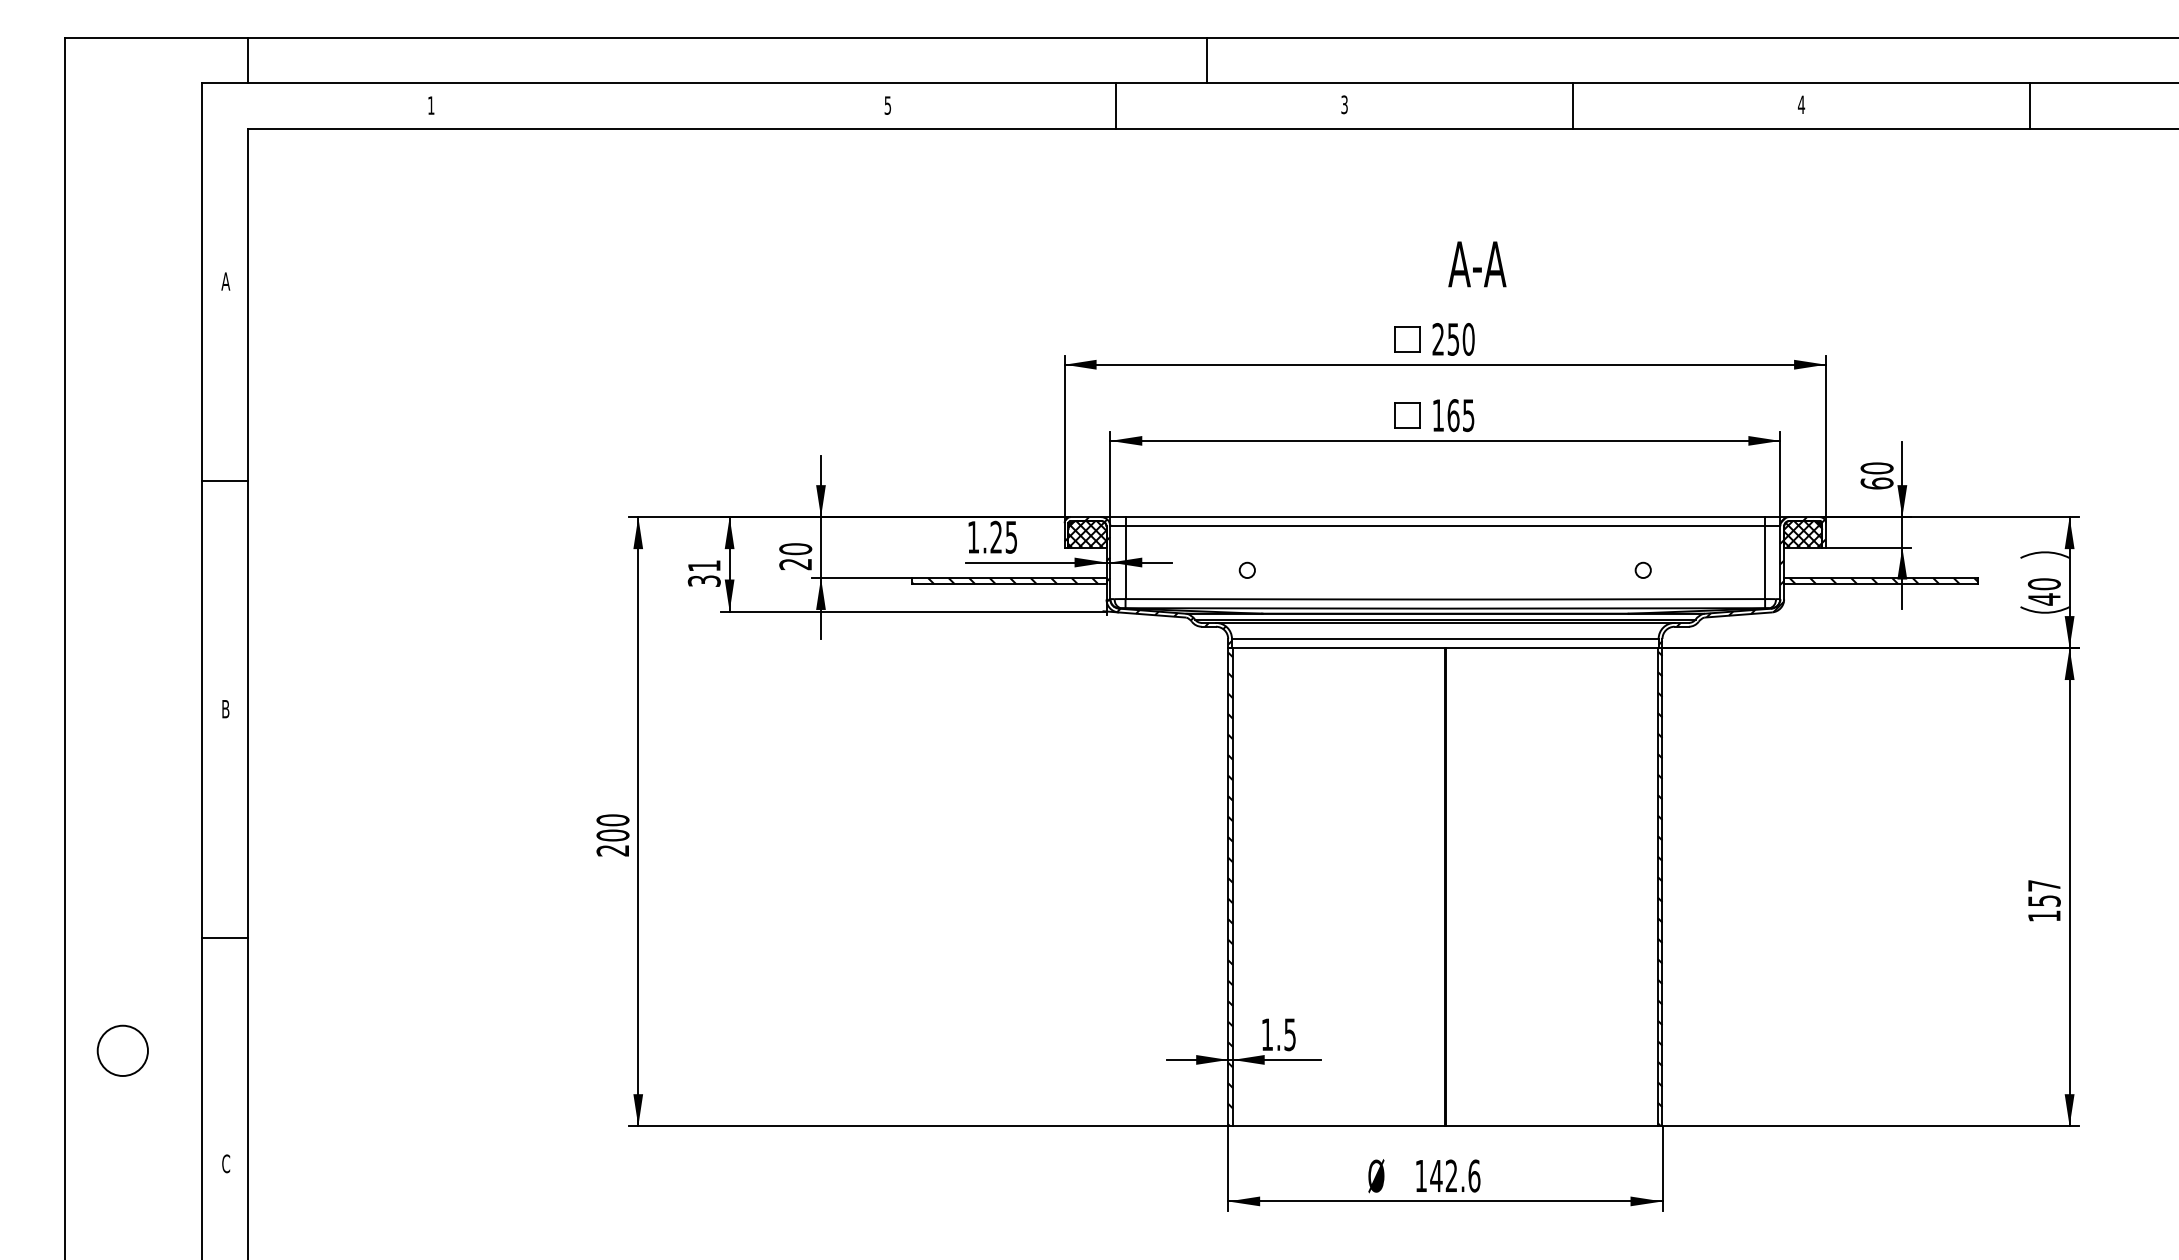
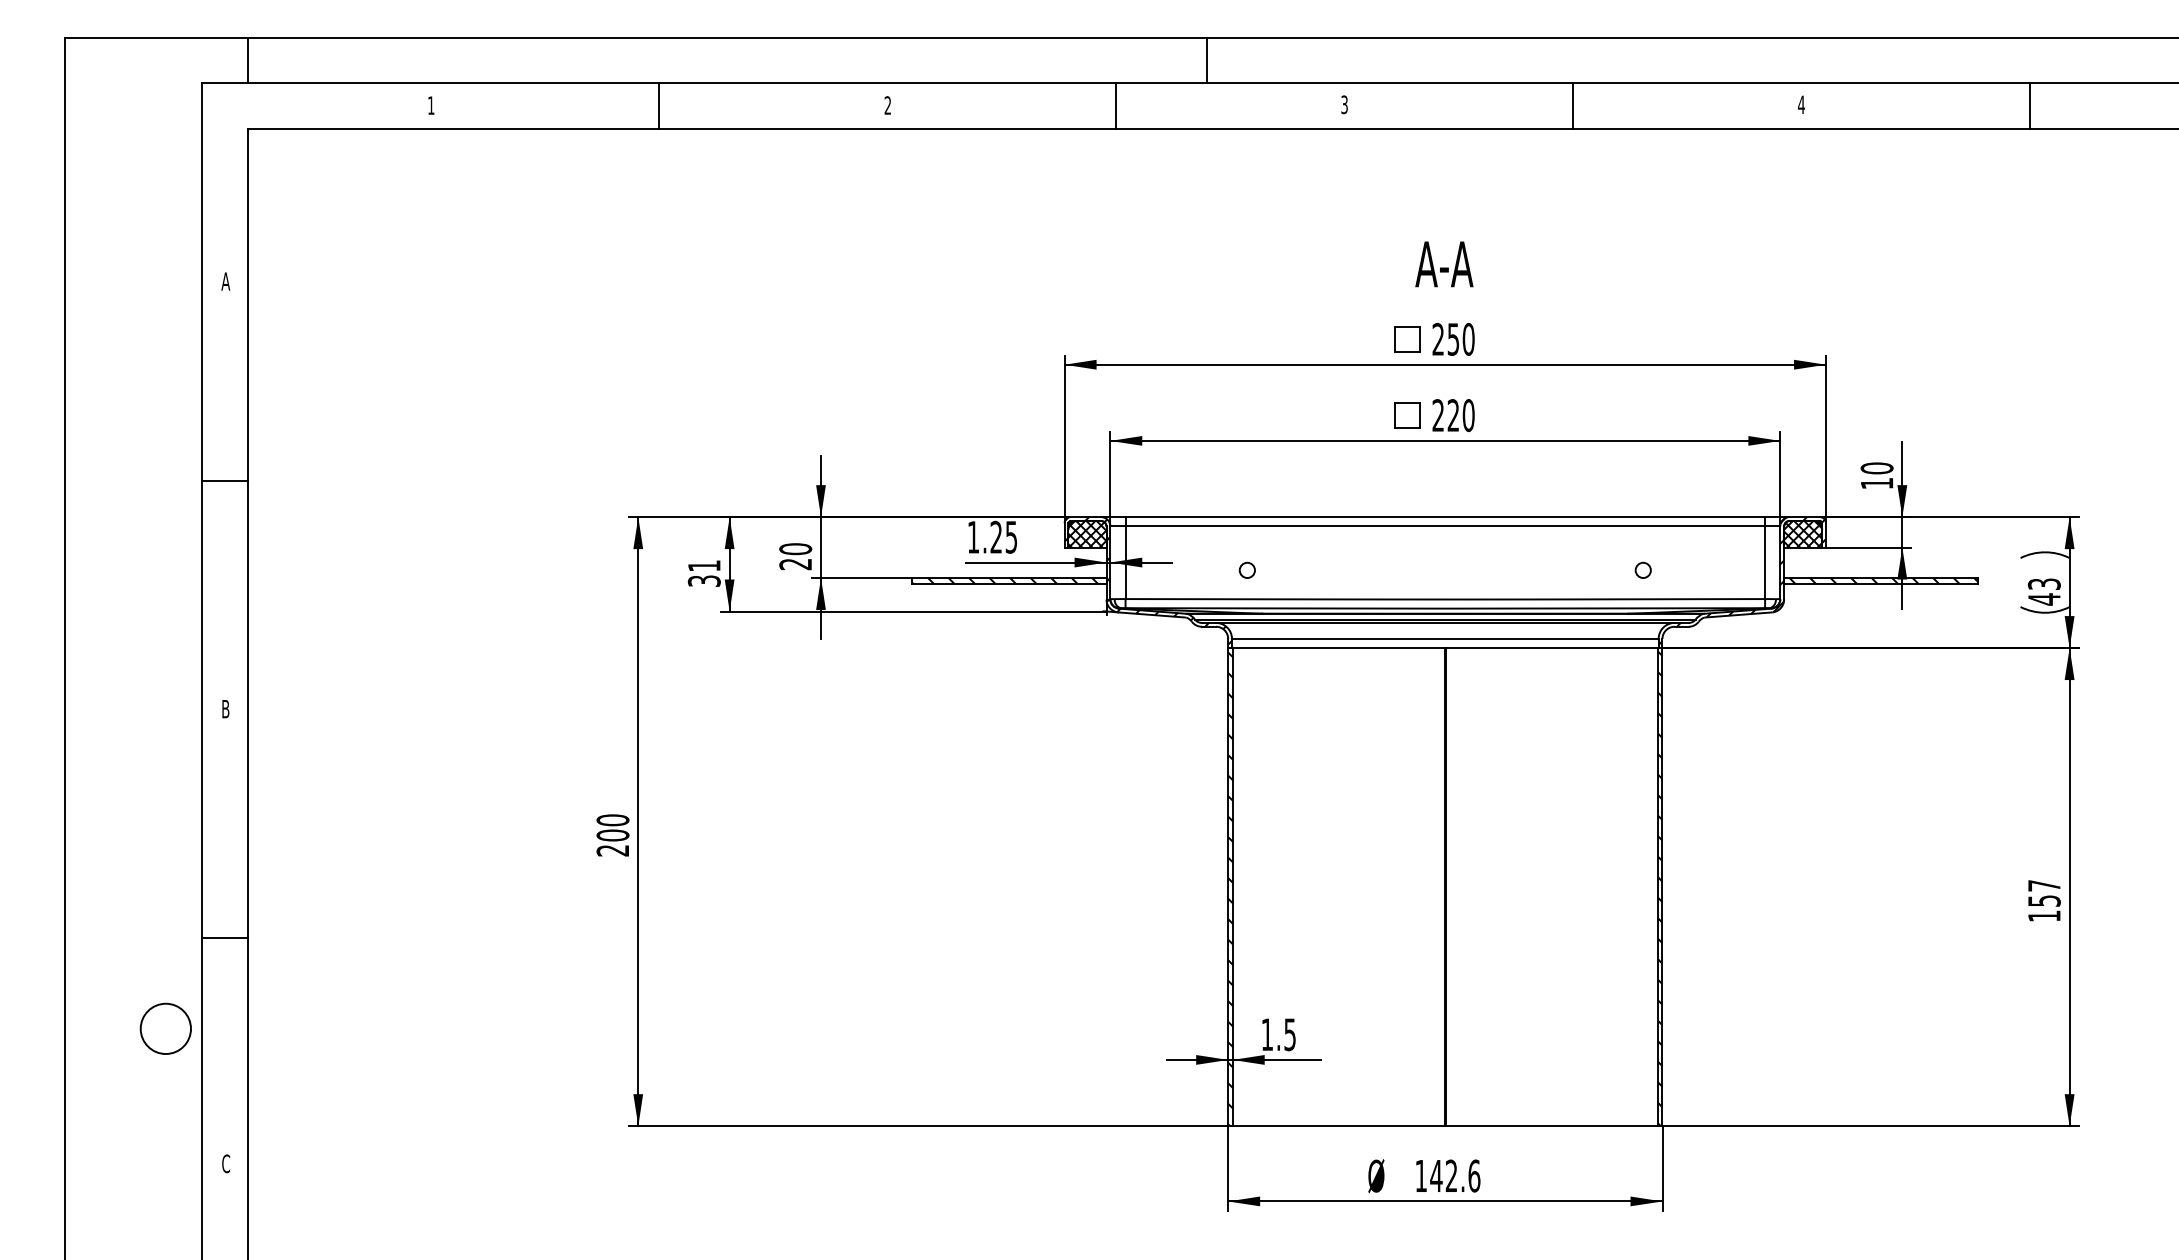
line: none -> present (659, 105)
text: 5 -> 2 (887, 105)
text position: (1477, 264) -> (1444, 264) (1444, 264)
text: 165 -> 220 (1453, 415)
text: 60 -> 10 (1876, 483)
text: 40 -> 43 (2044, 584)
circle position: (122, 1050) -> (165, 1028) (165, 1028)
